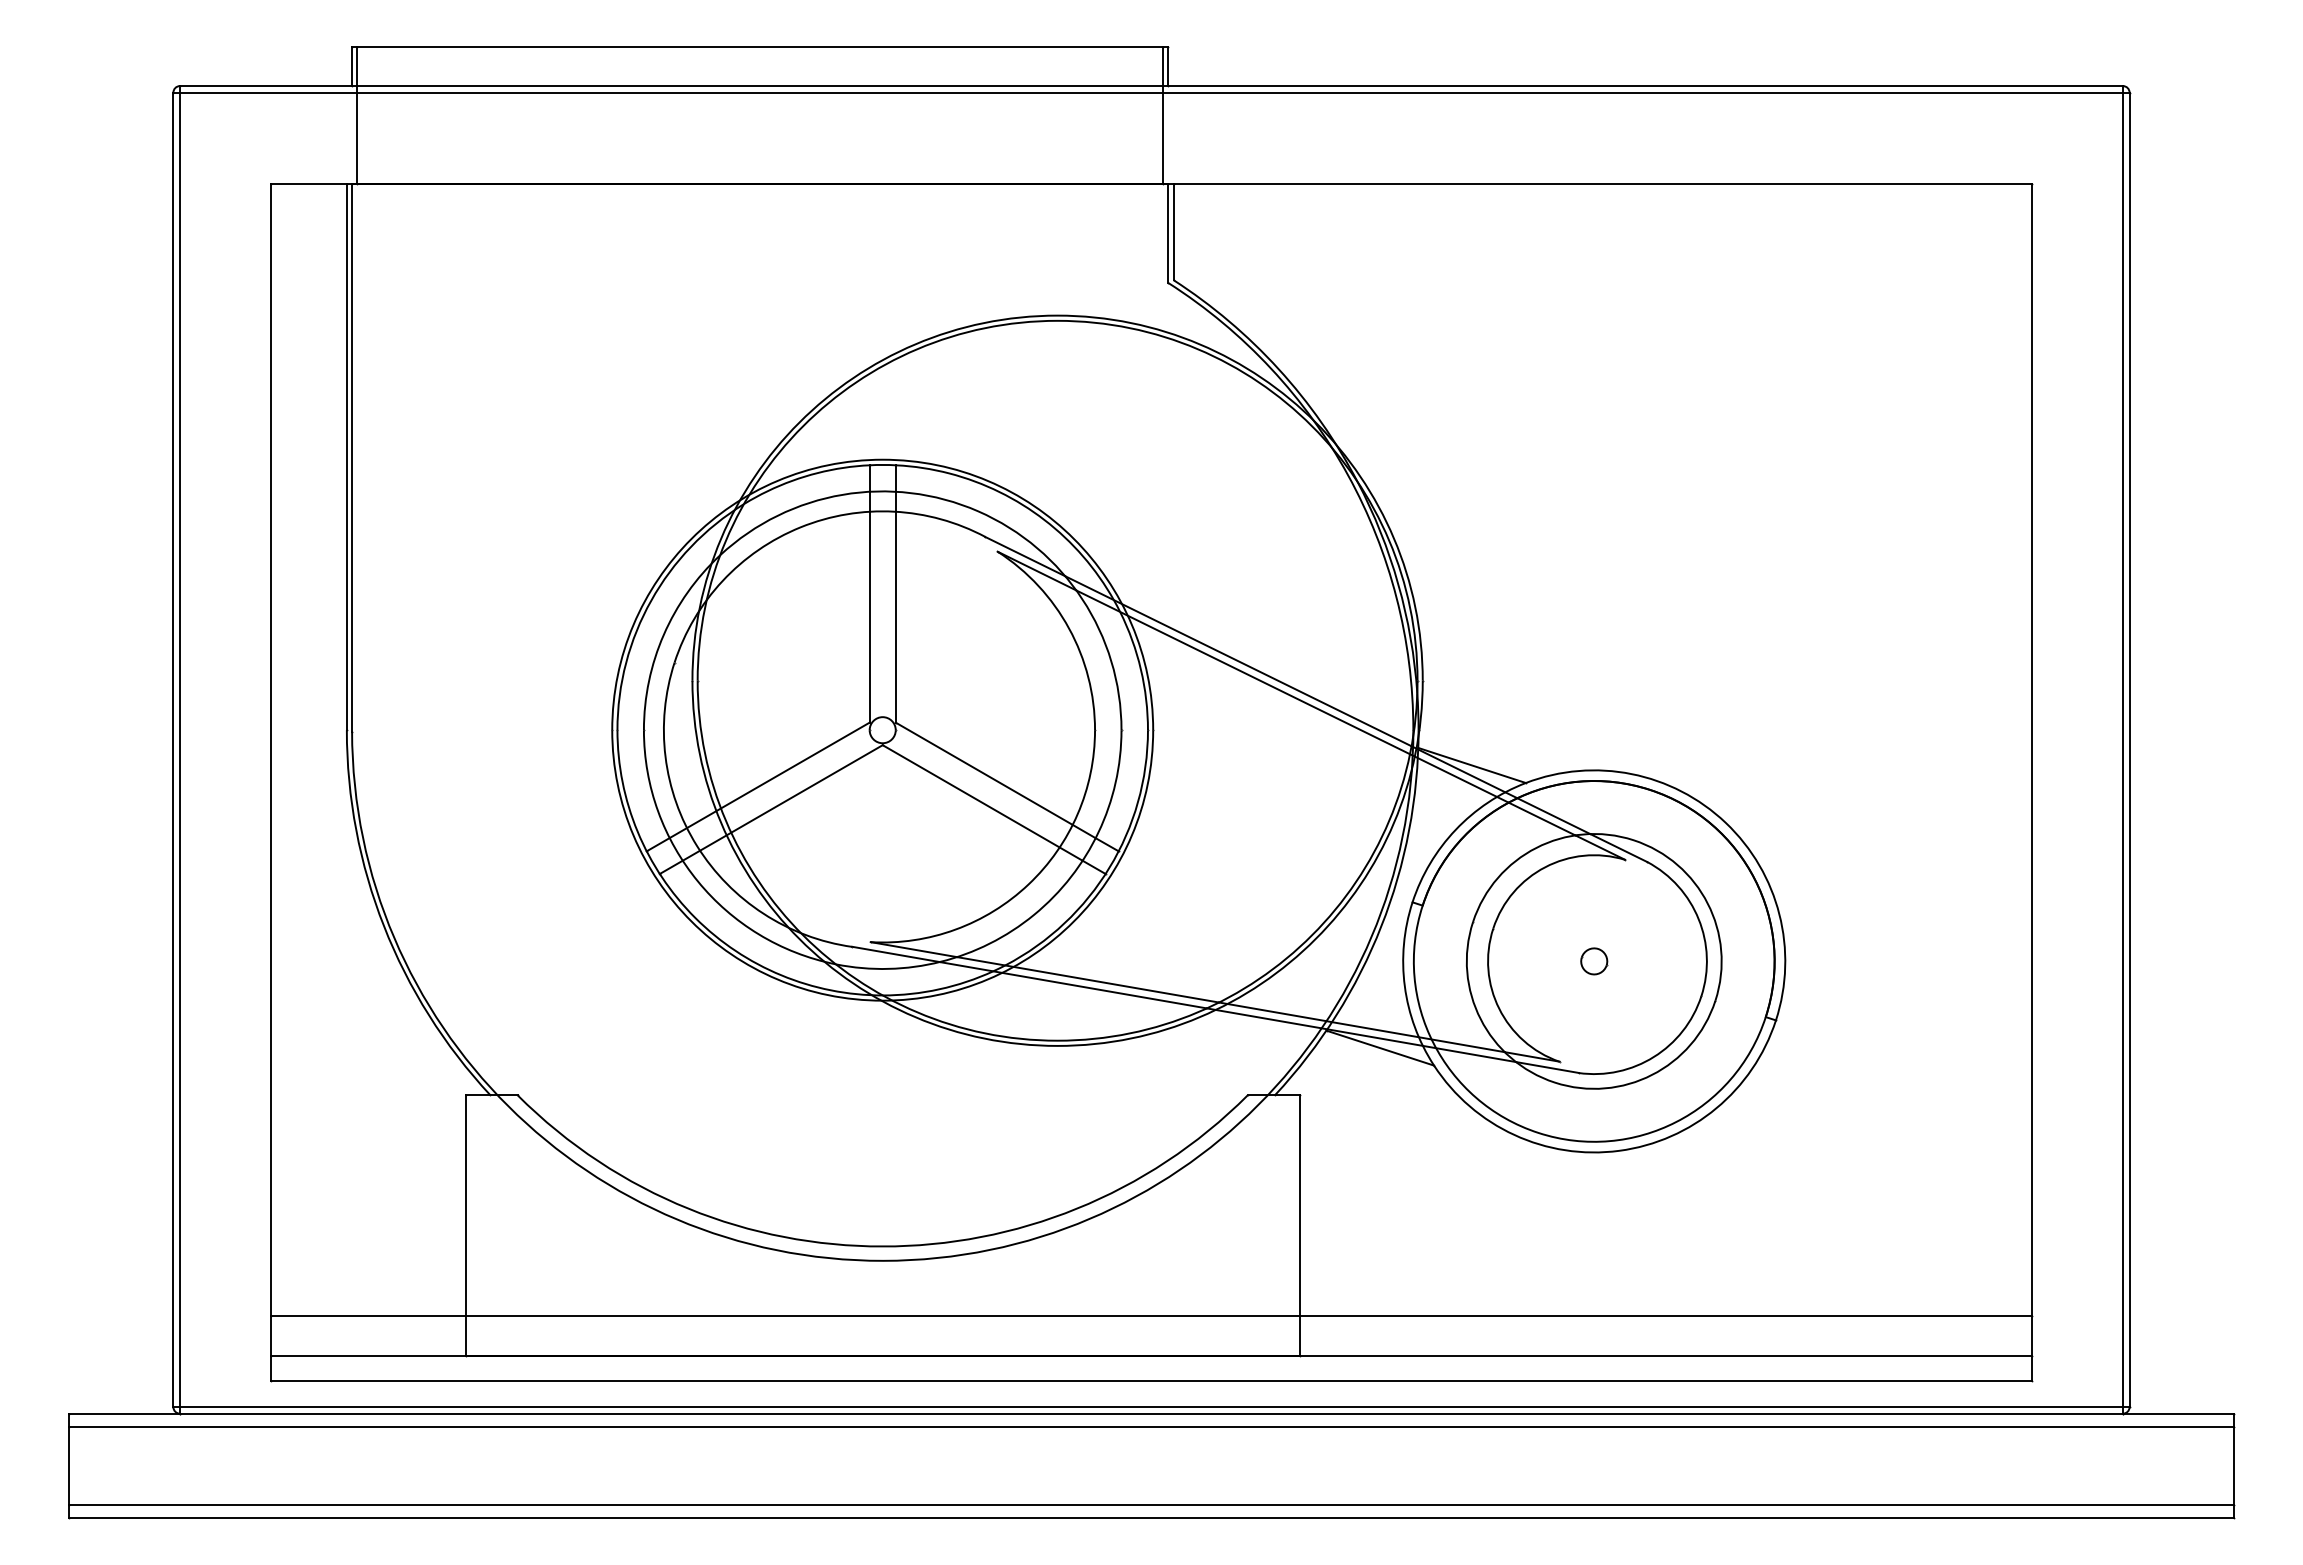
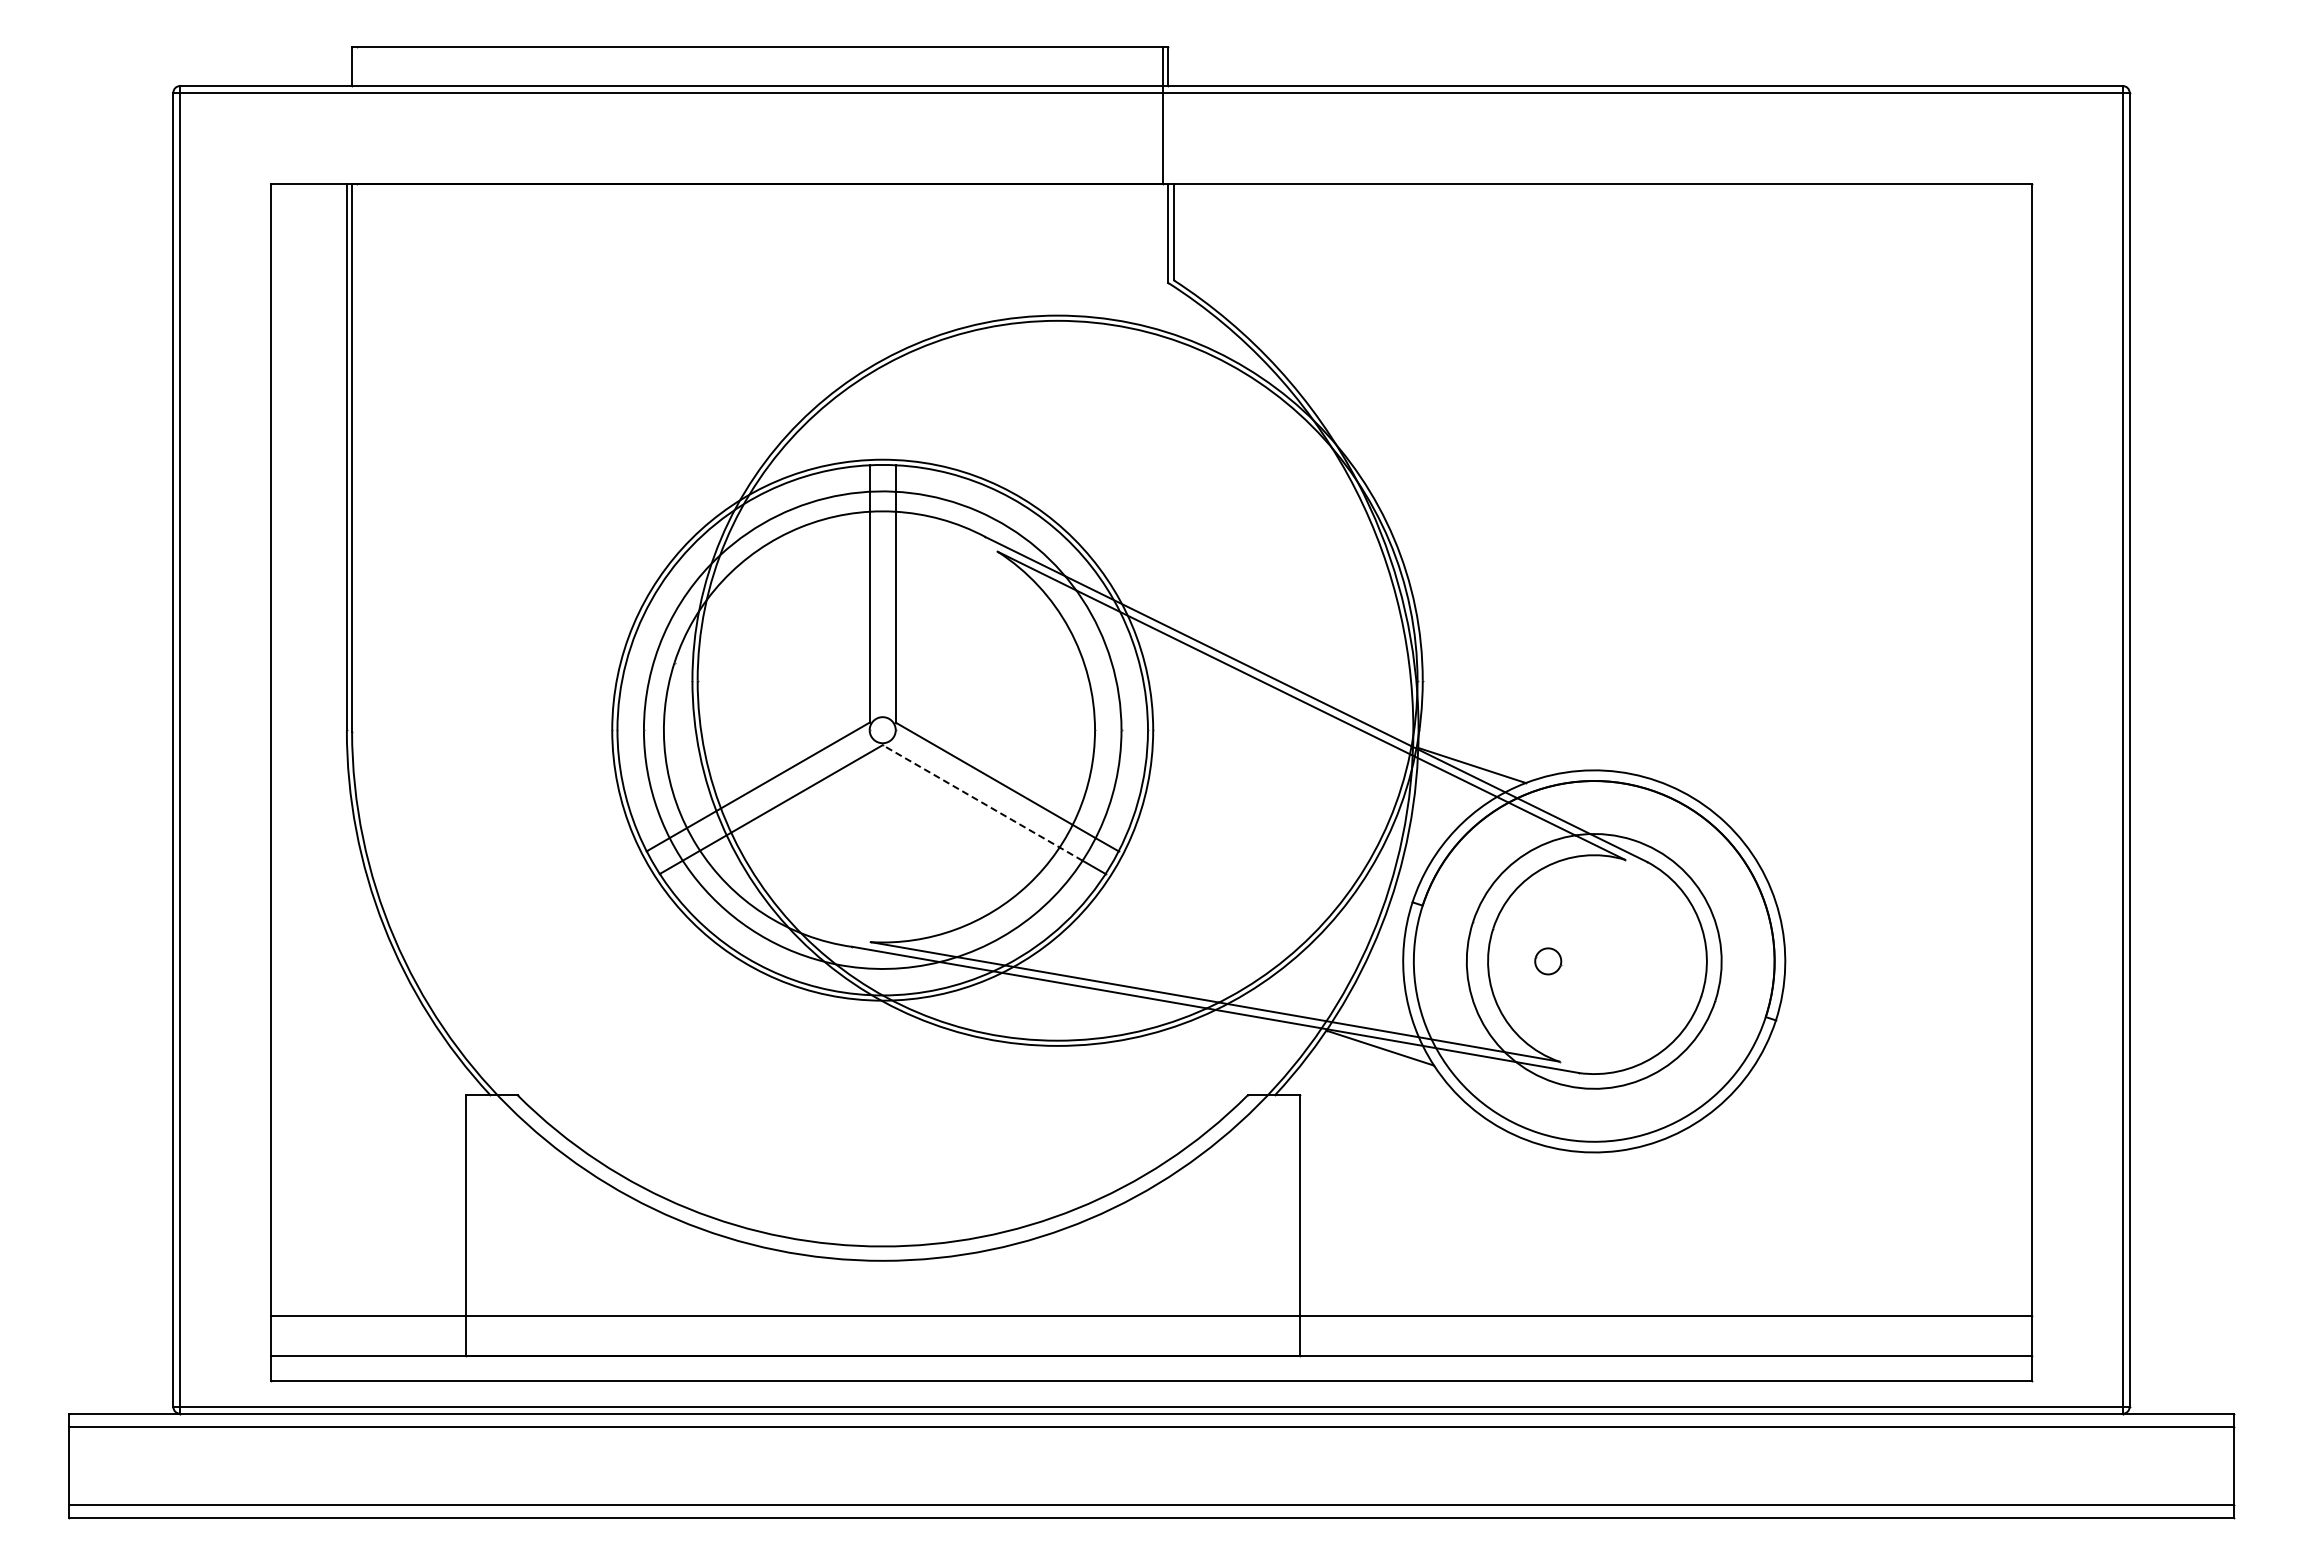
line: present -> none (357, 114)
line: solid -> dashed (982, 802)
part position: (1594, 961) -> (1548, 961) (1548, 961)
